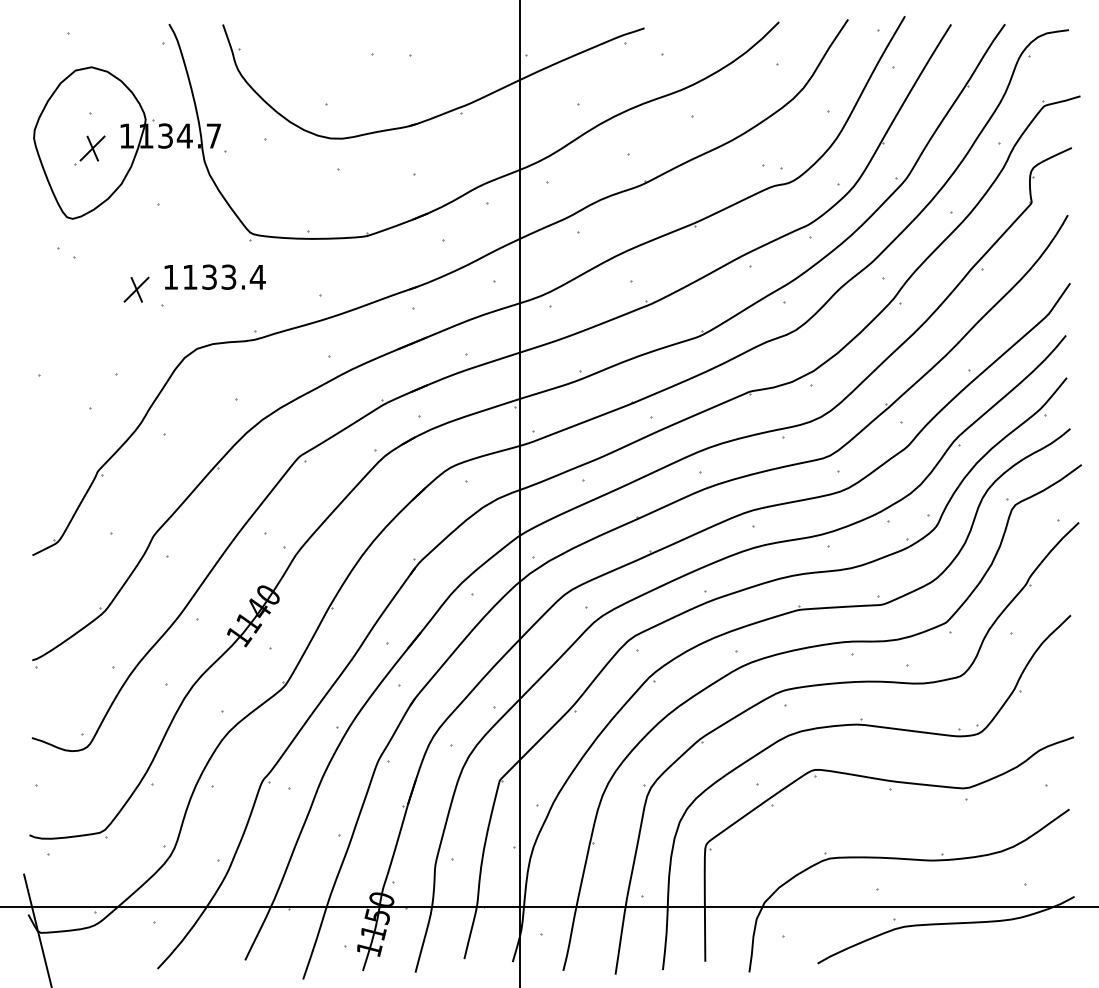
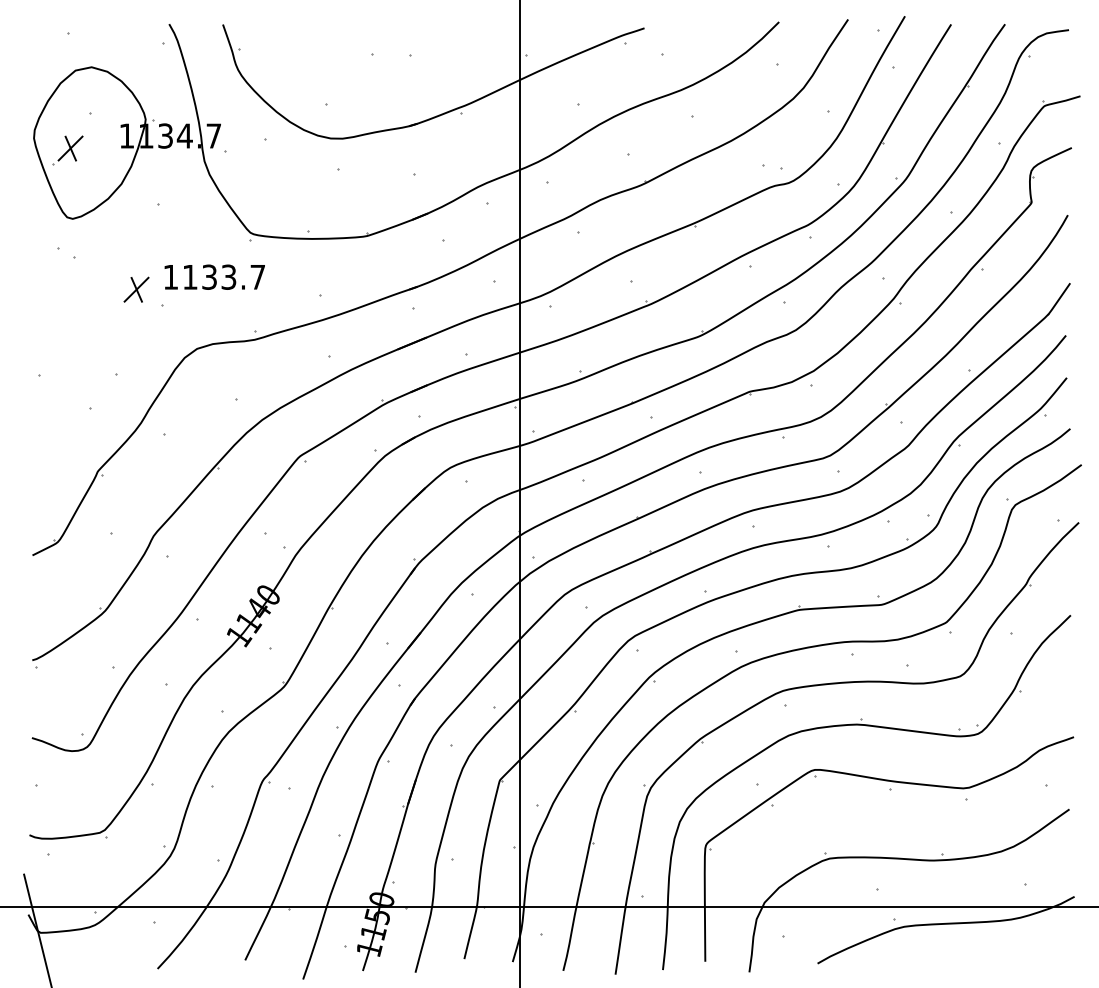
part position: (89, 150) -> (67, 150) (67, 150)
text: 1133.4 -> 1133.7 (257, 277)
